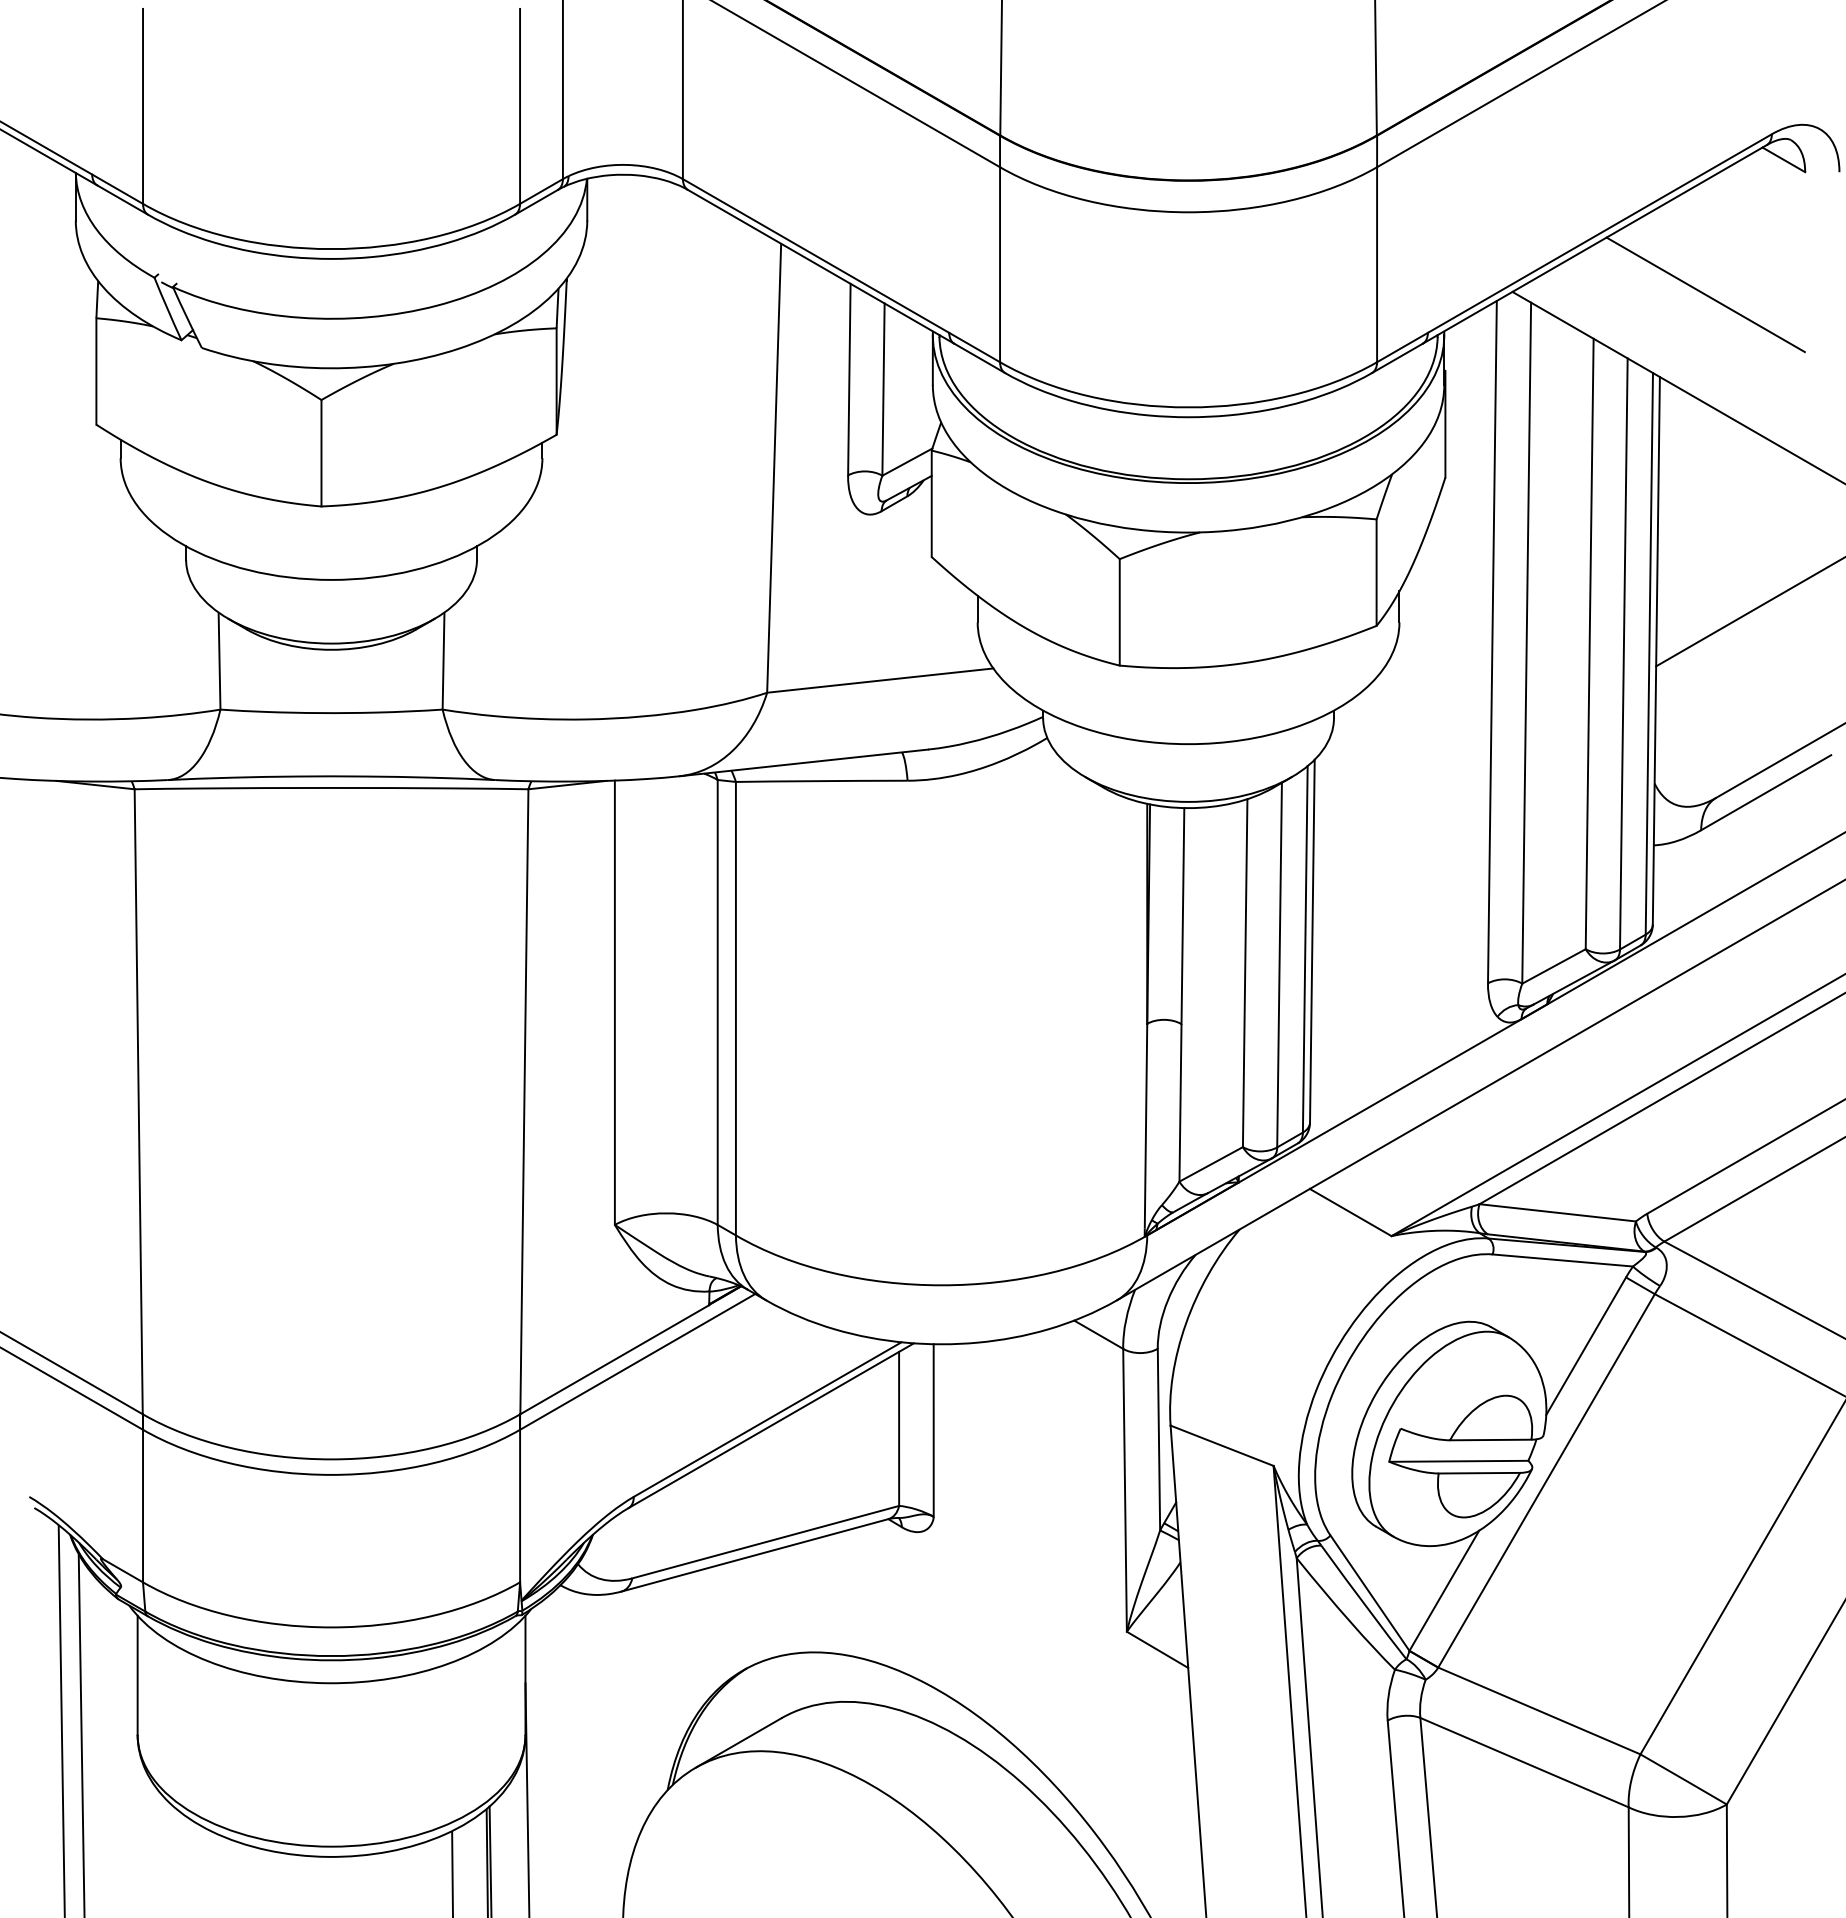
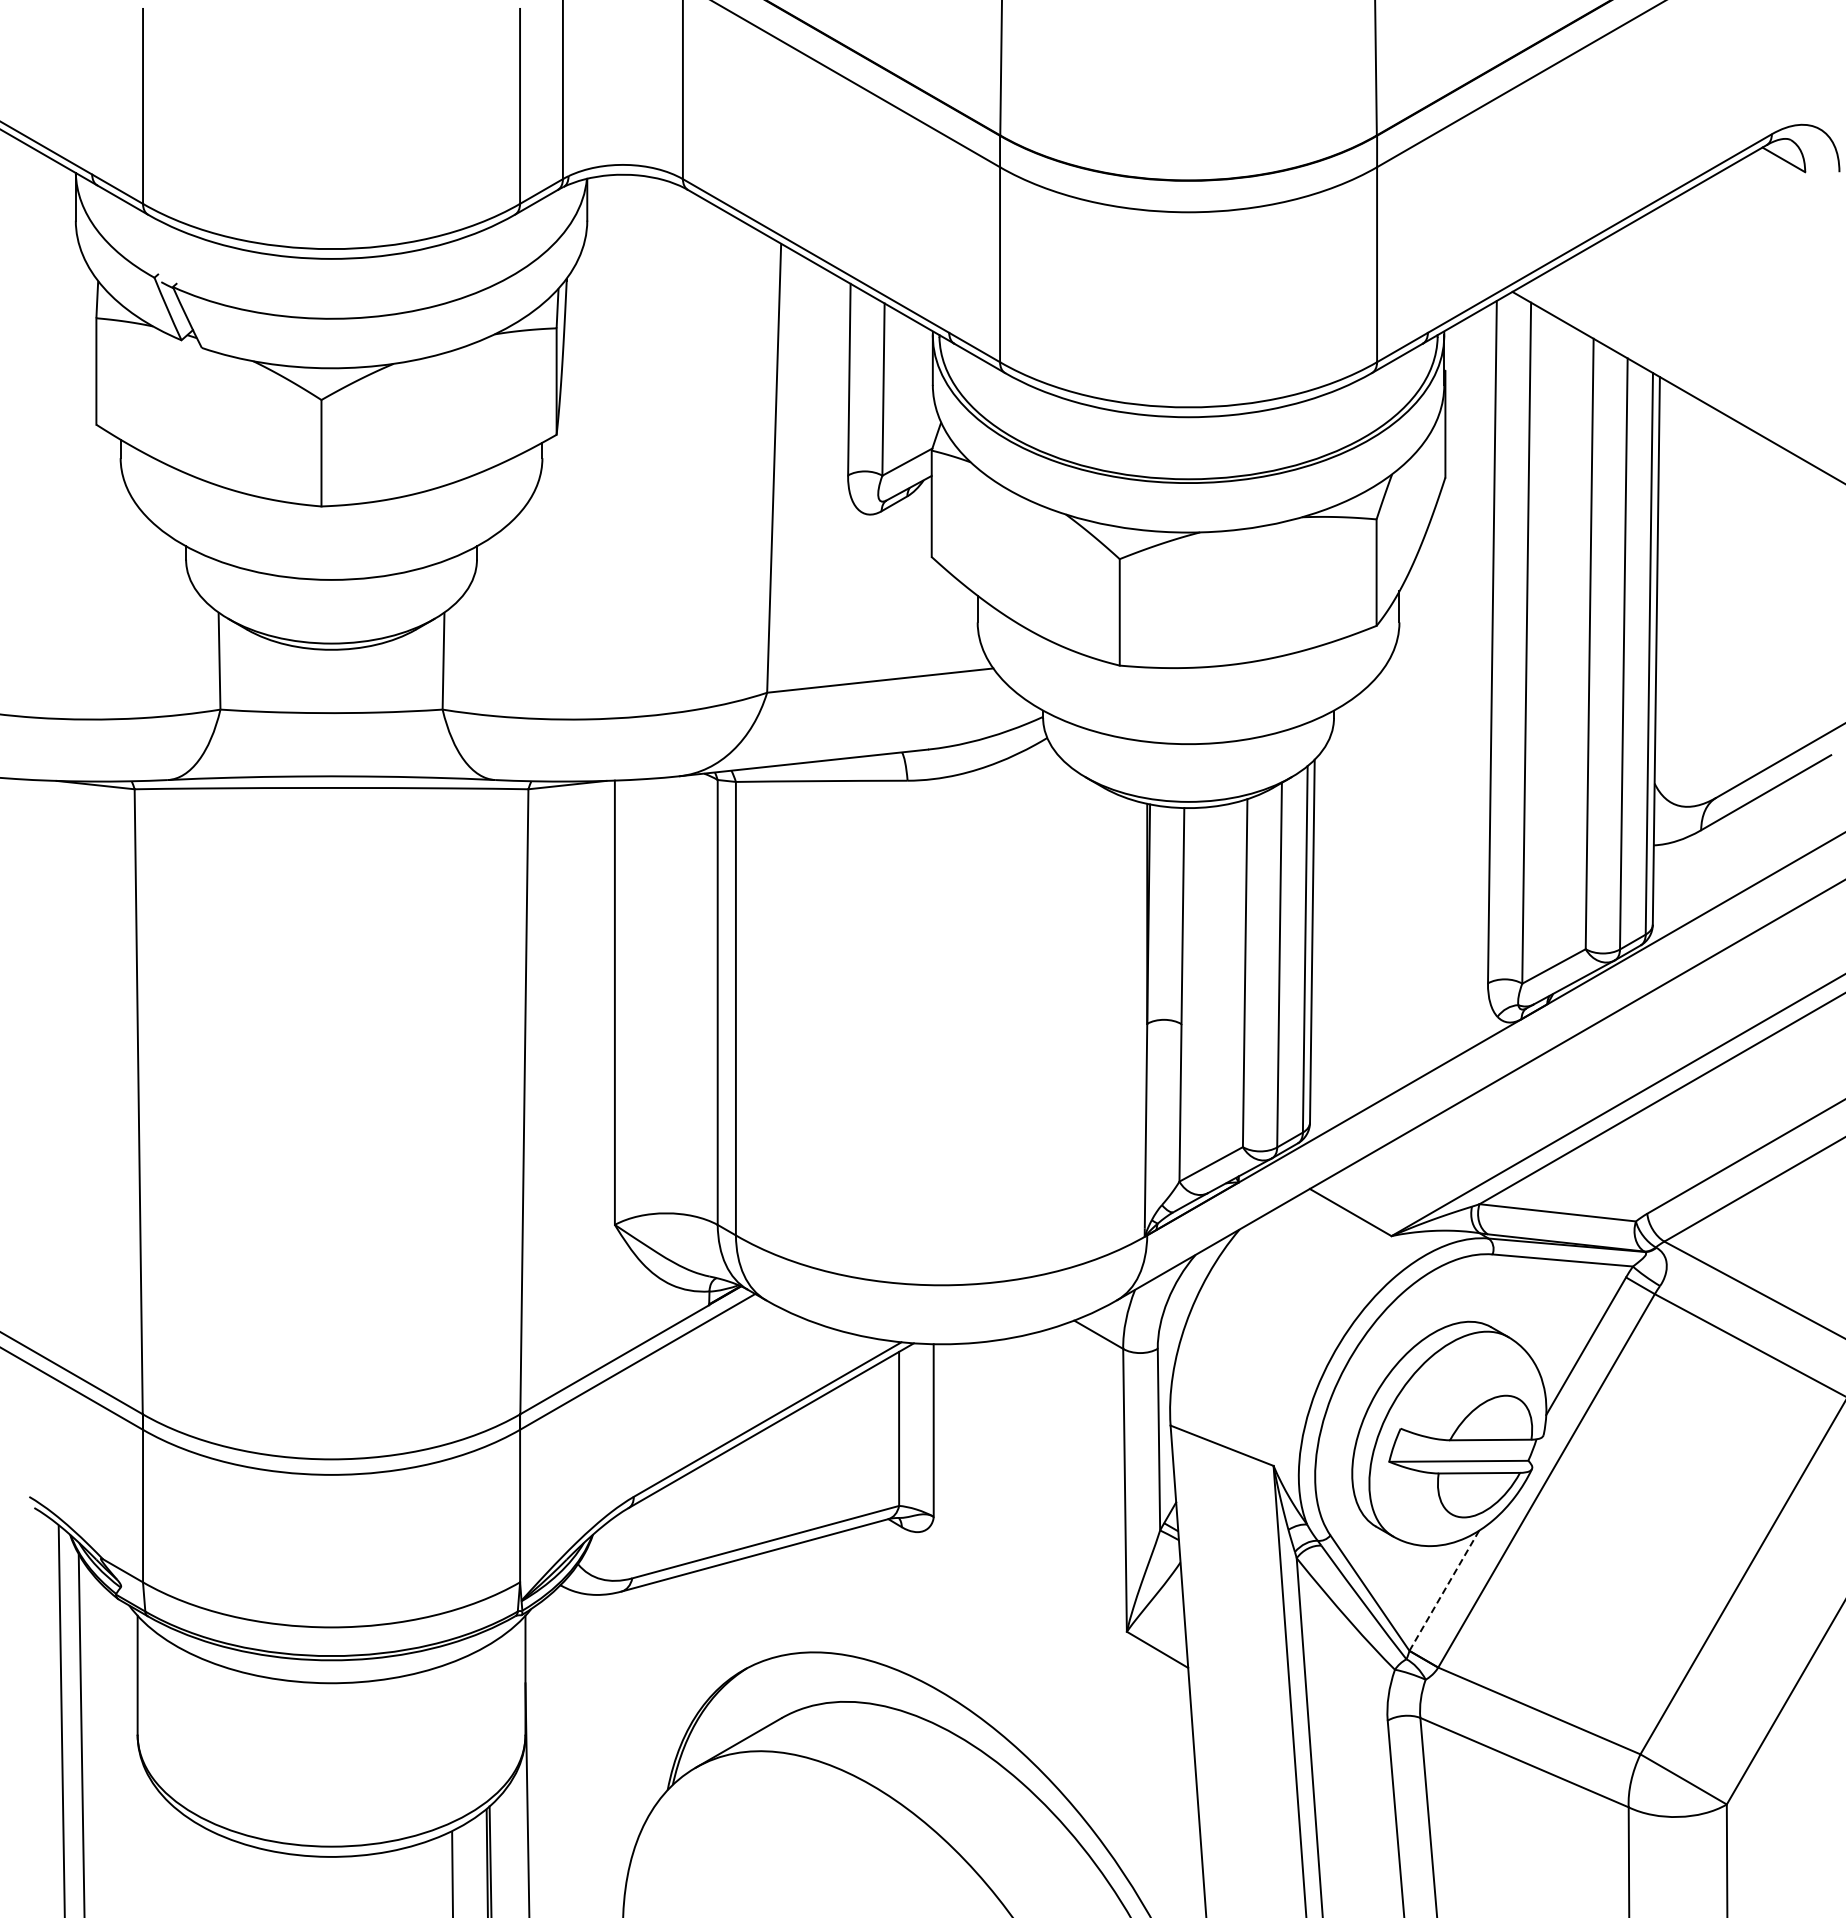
line: present -> none (1705, 294)
line: present -> none (1749, 612)
line: solid -> dashed (1444, 1591)
